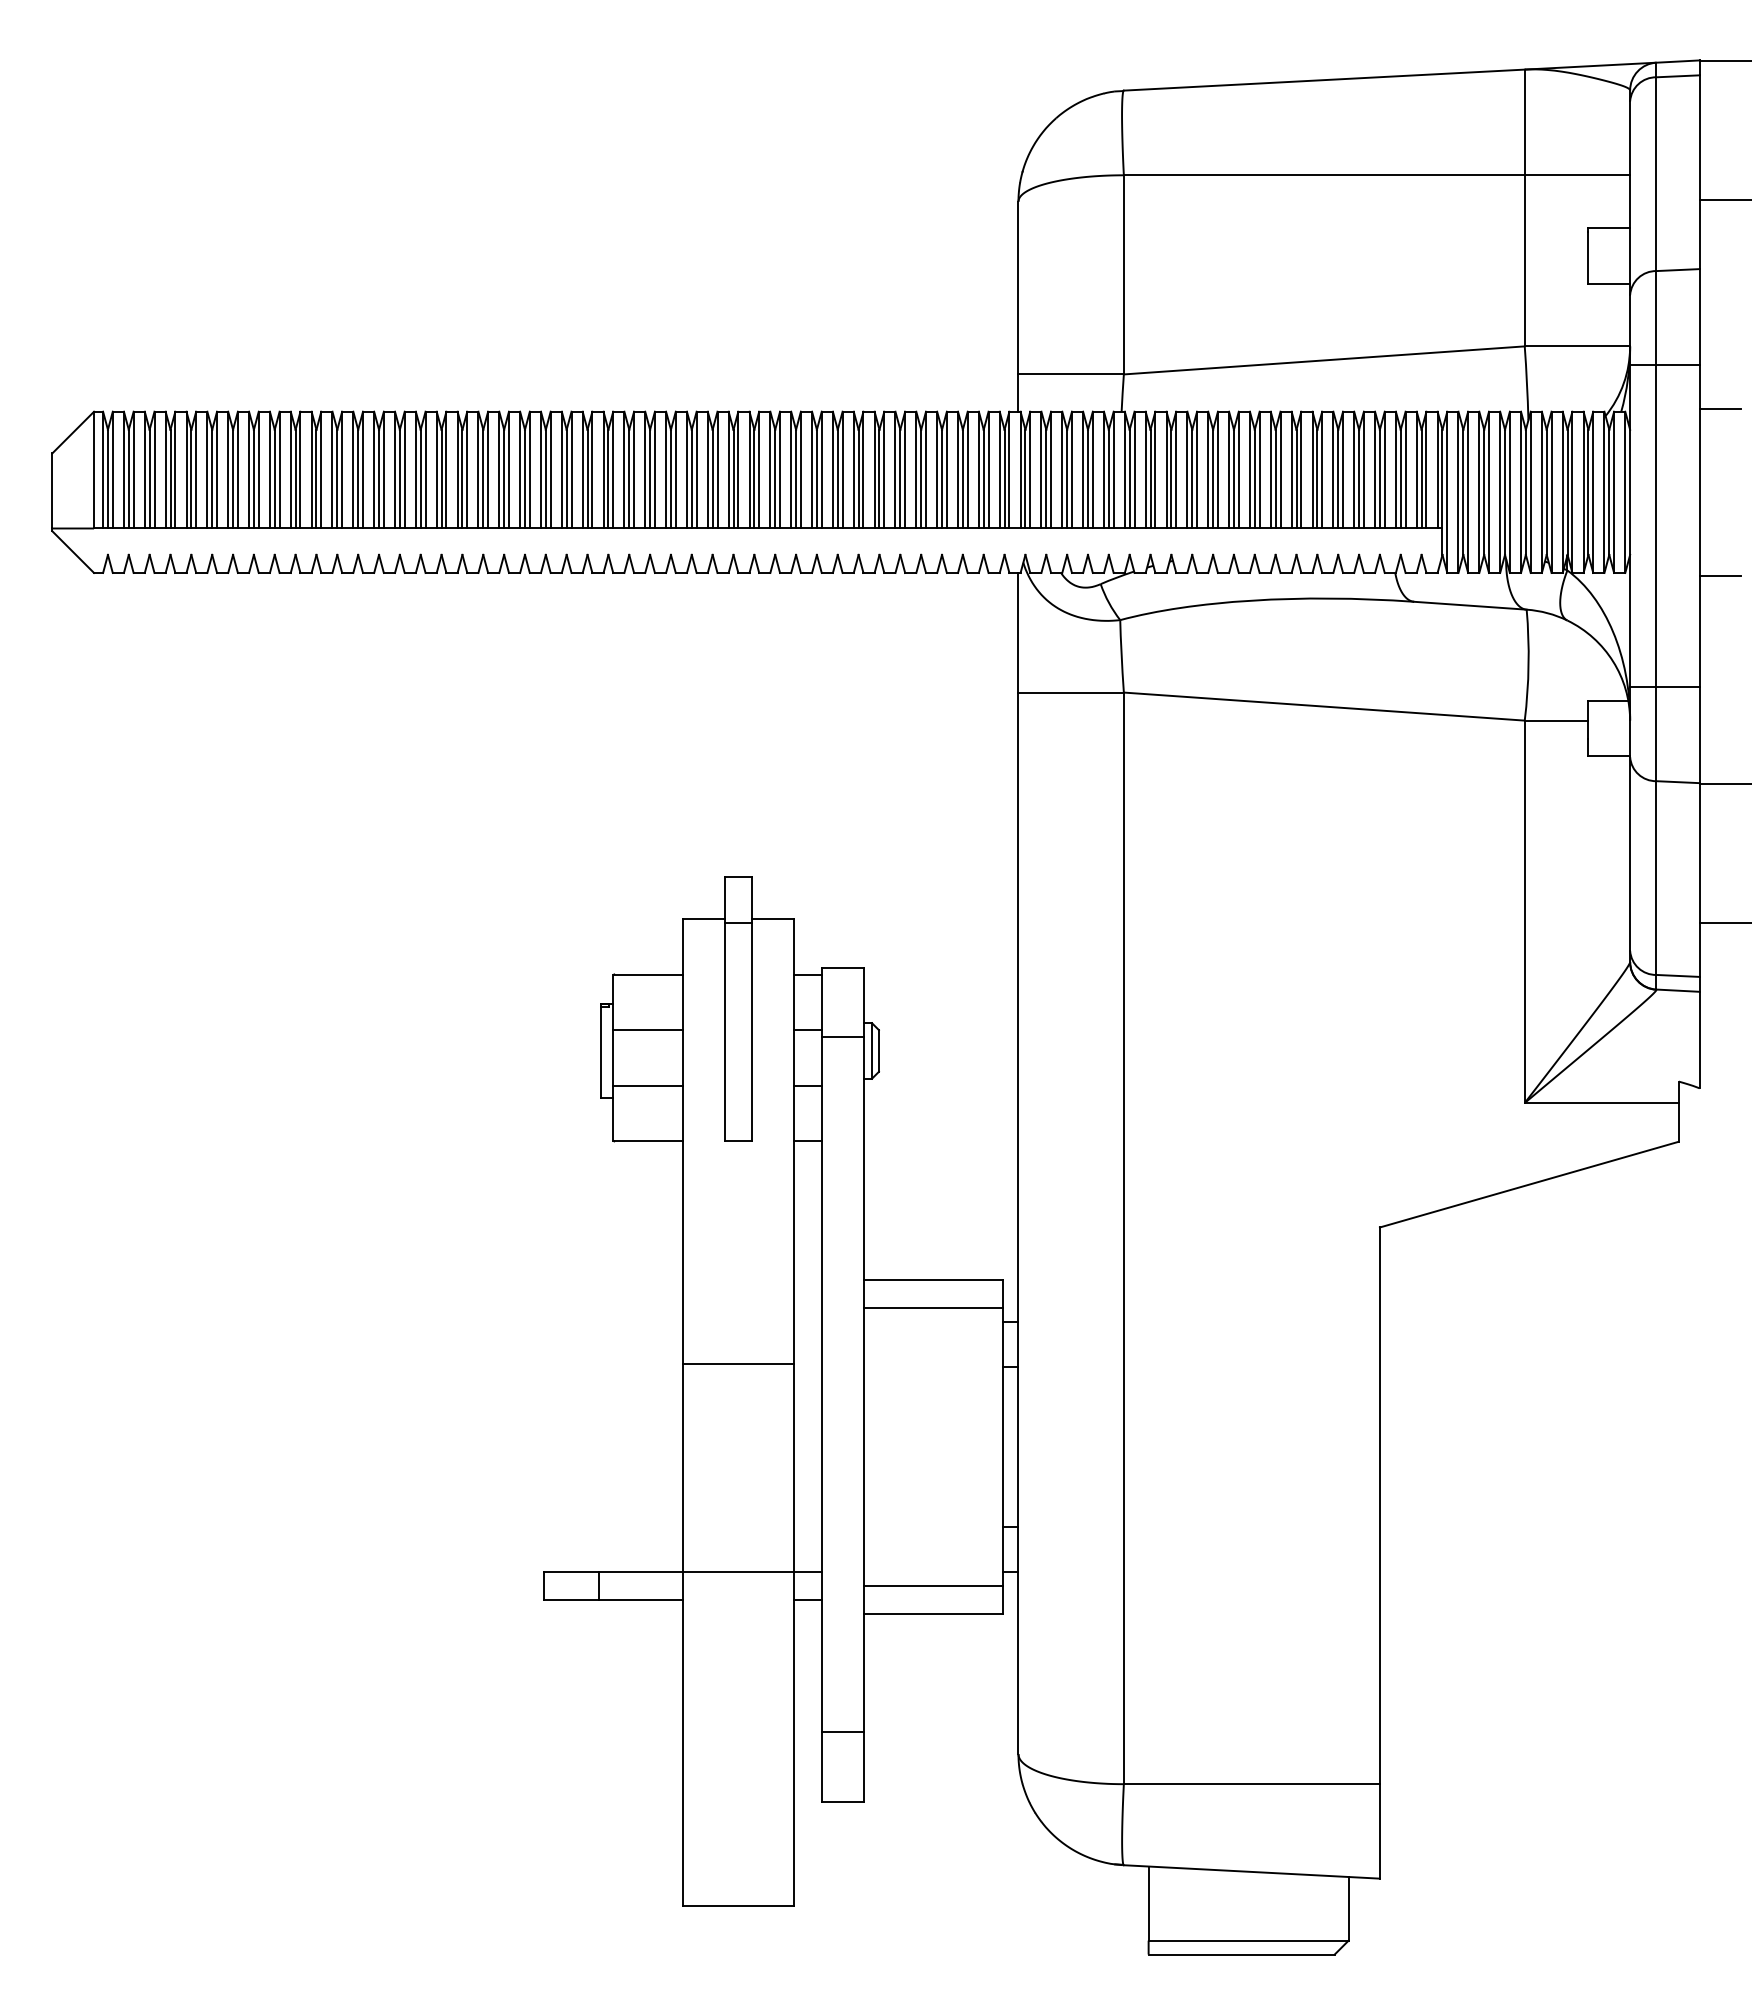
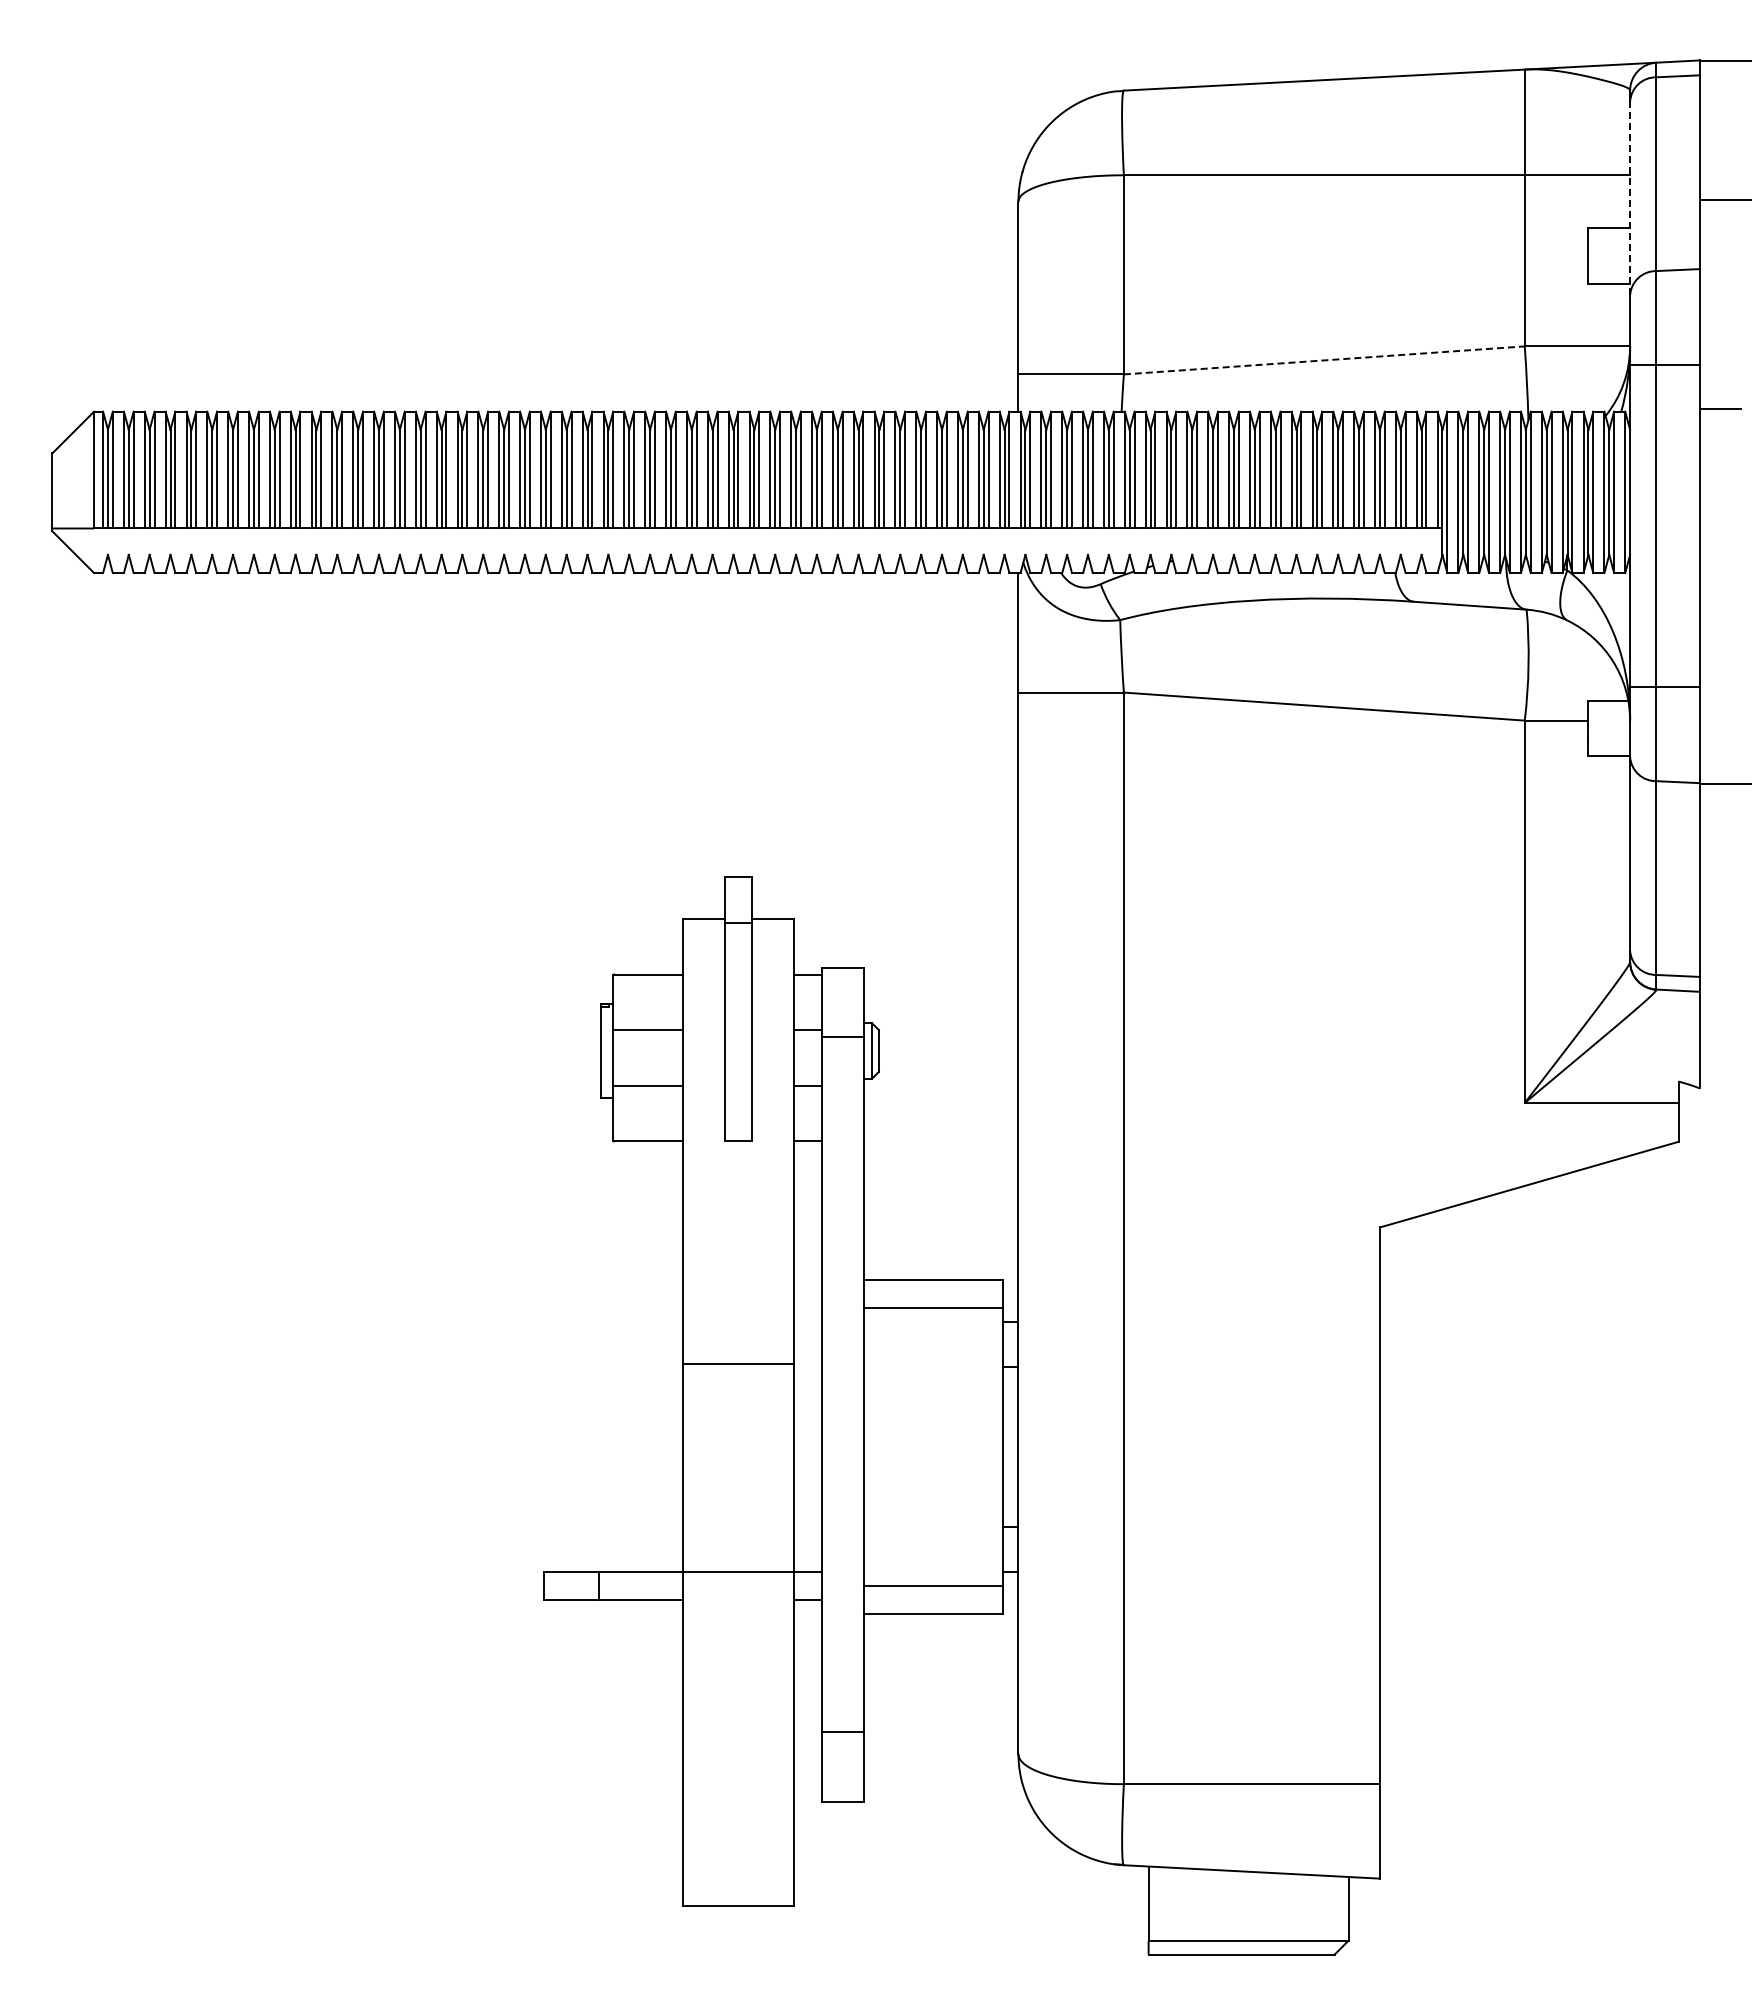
line: solid -> dashed (1630, 198)
line: solid -> dashed (1324, 360)
line: present -> none (1720, 575)
line: present -> none (1723, 923)
